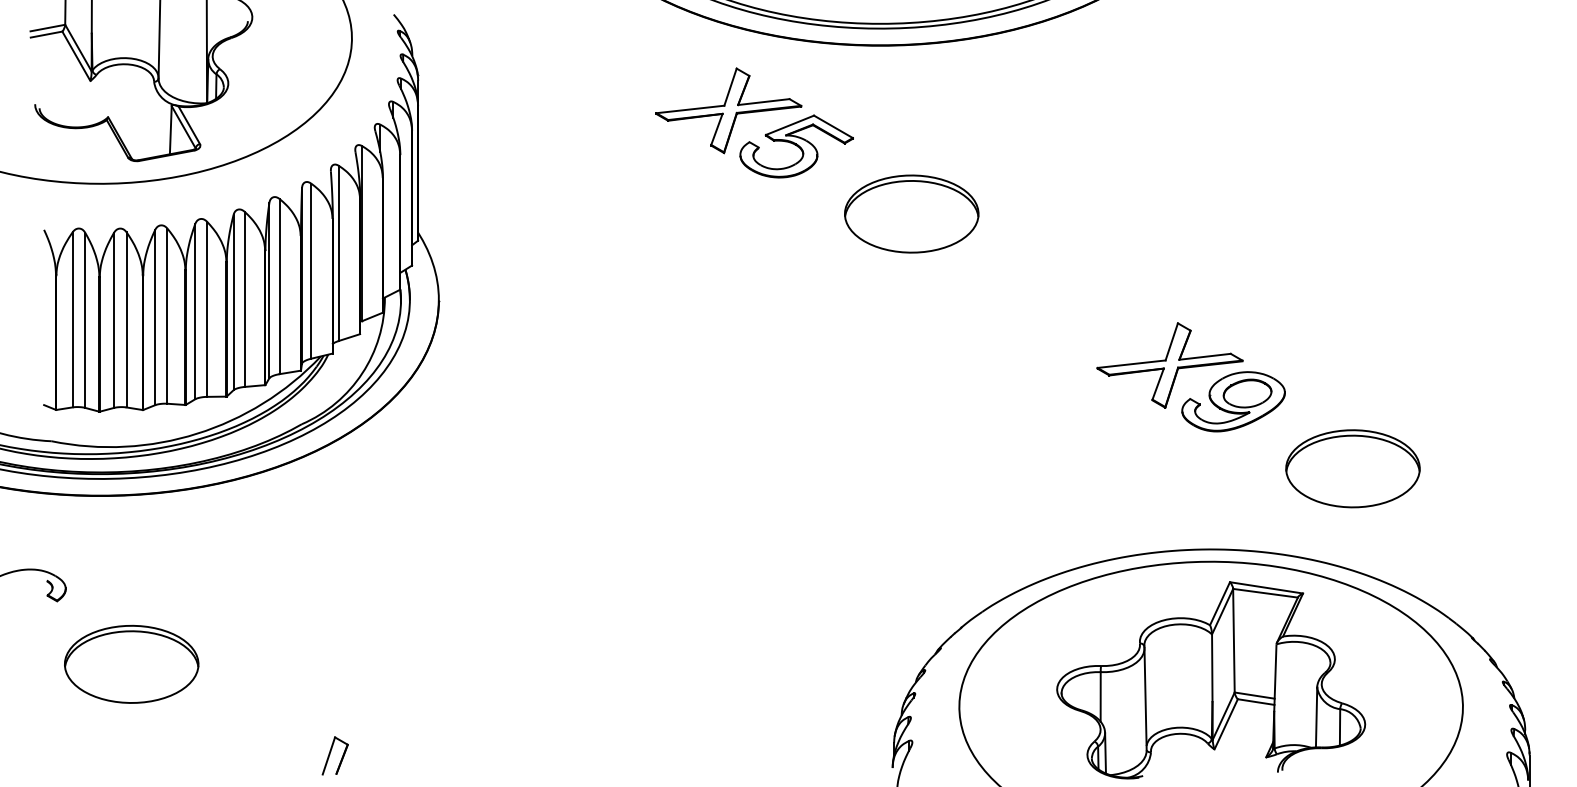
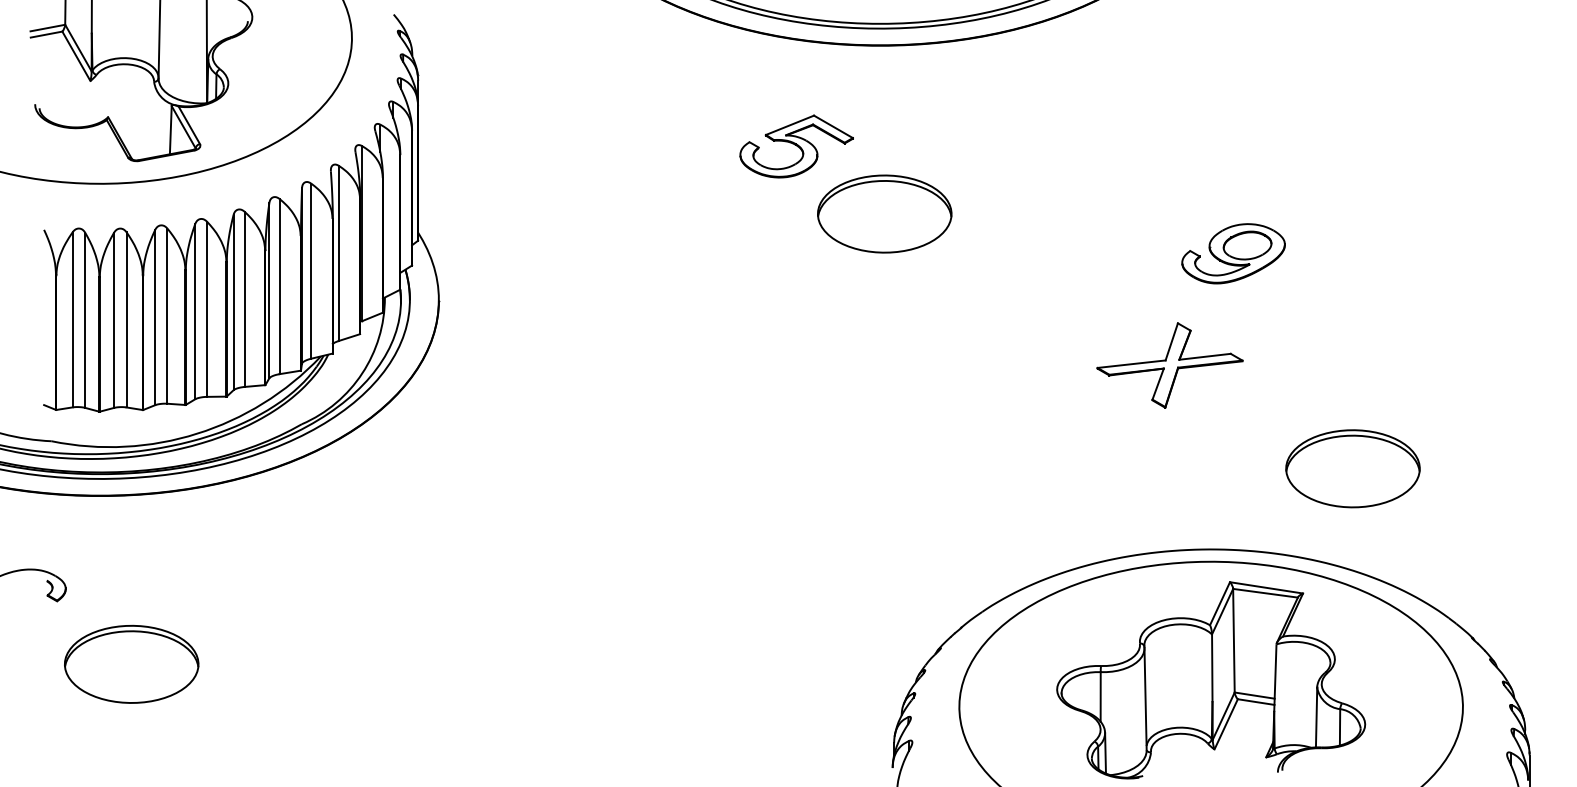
part: present -> none (728, 110)
part position: (911, 213) -> (884, 213) (884, 213)
part position: (1233, 401) -> (1233, 253) (1233, 253)
part: present -> none (334, 755)
